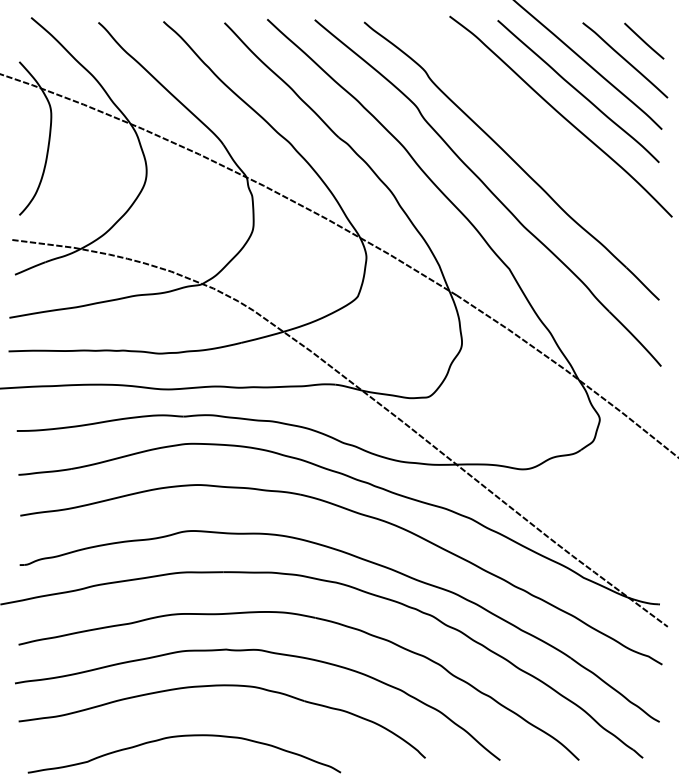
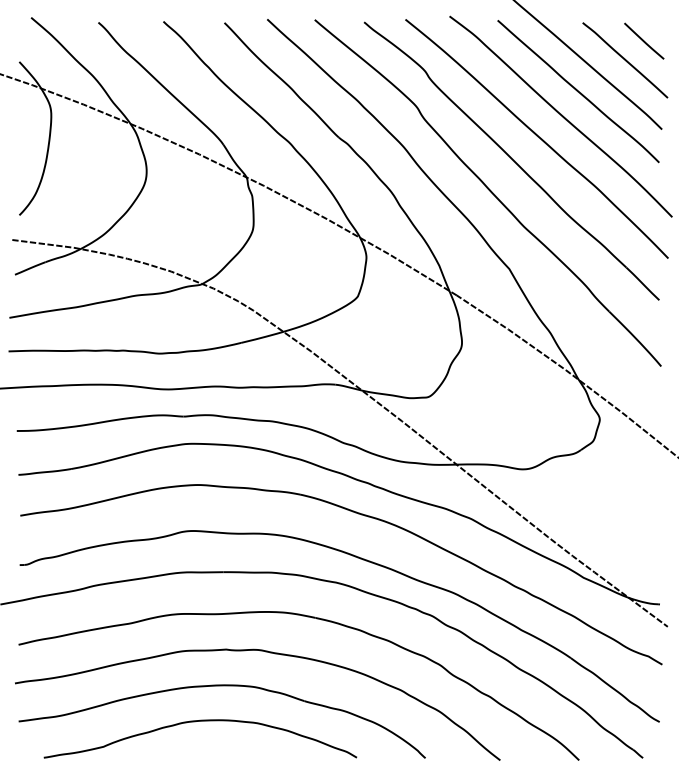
curve: none -> present (537, 137)
curve position: (179, 737) -> (195, 722) (195, 722)
